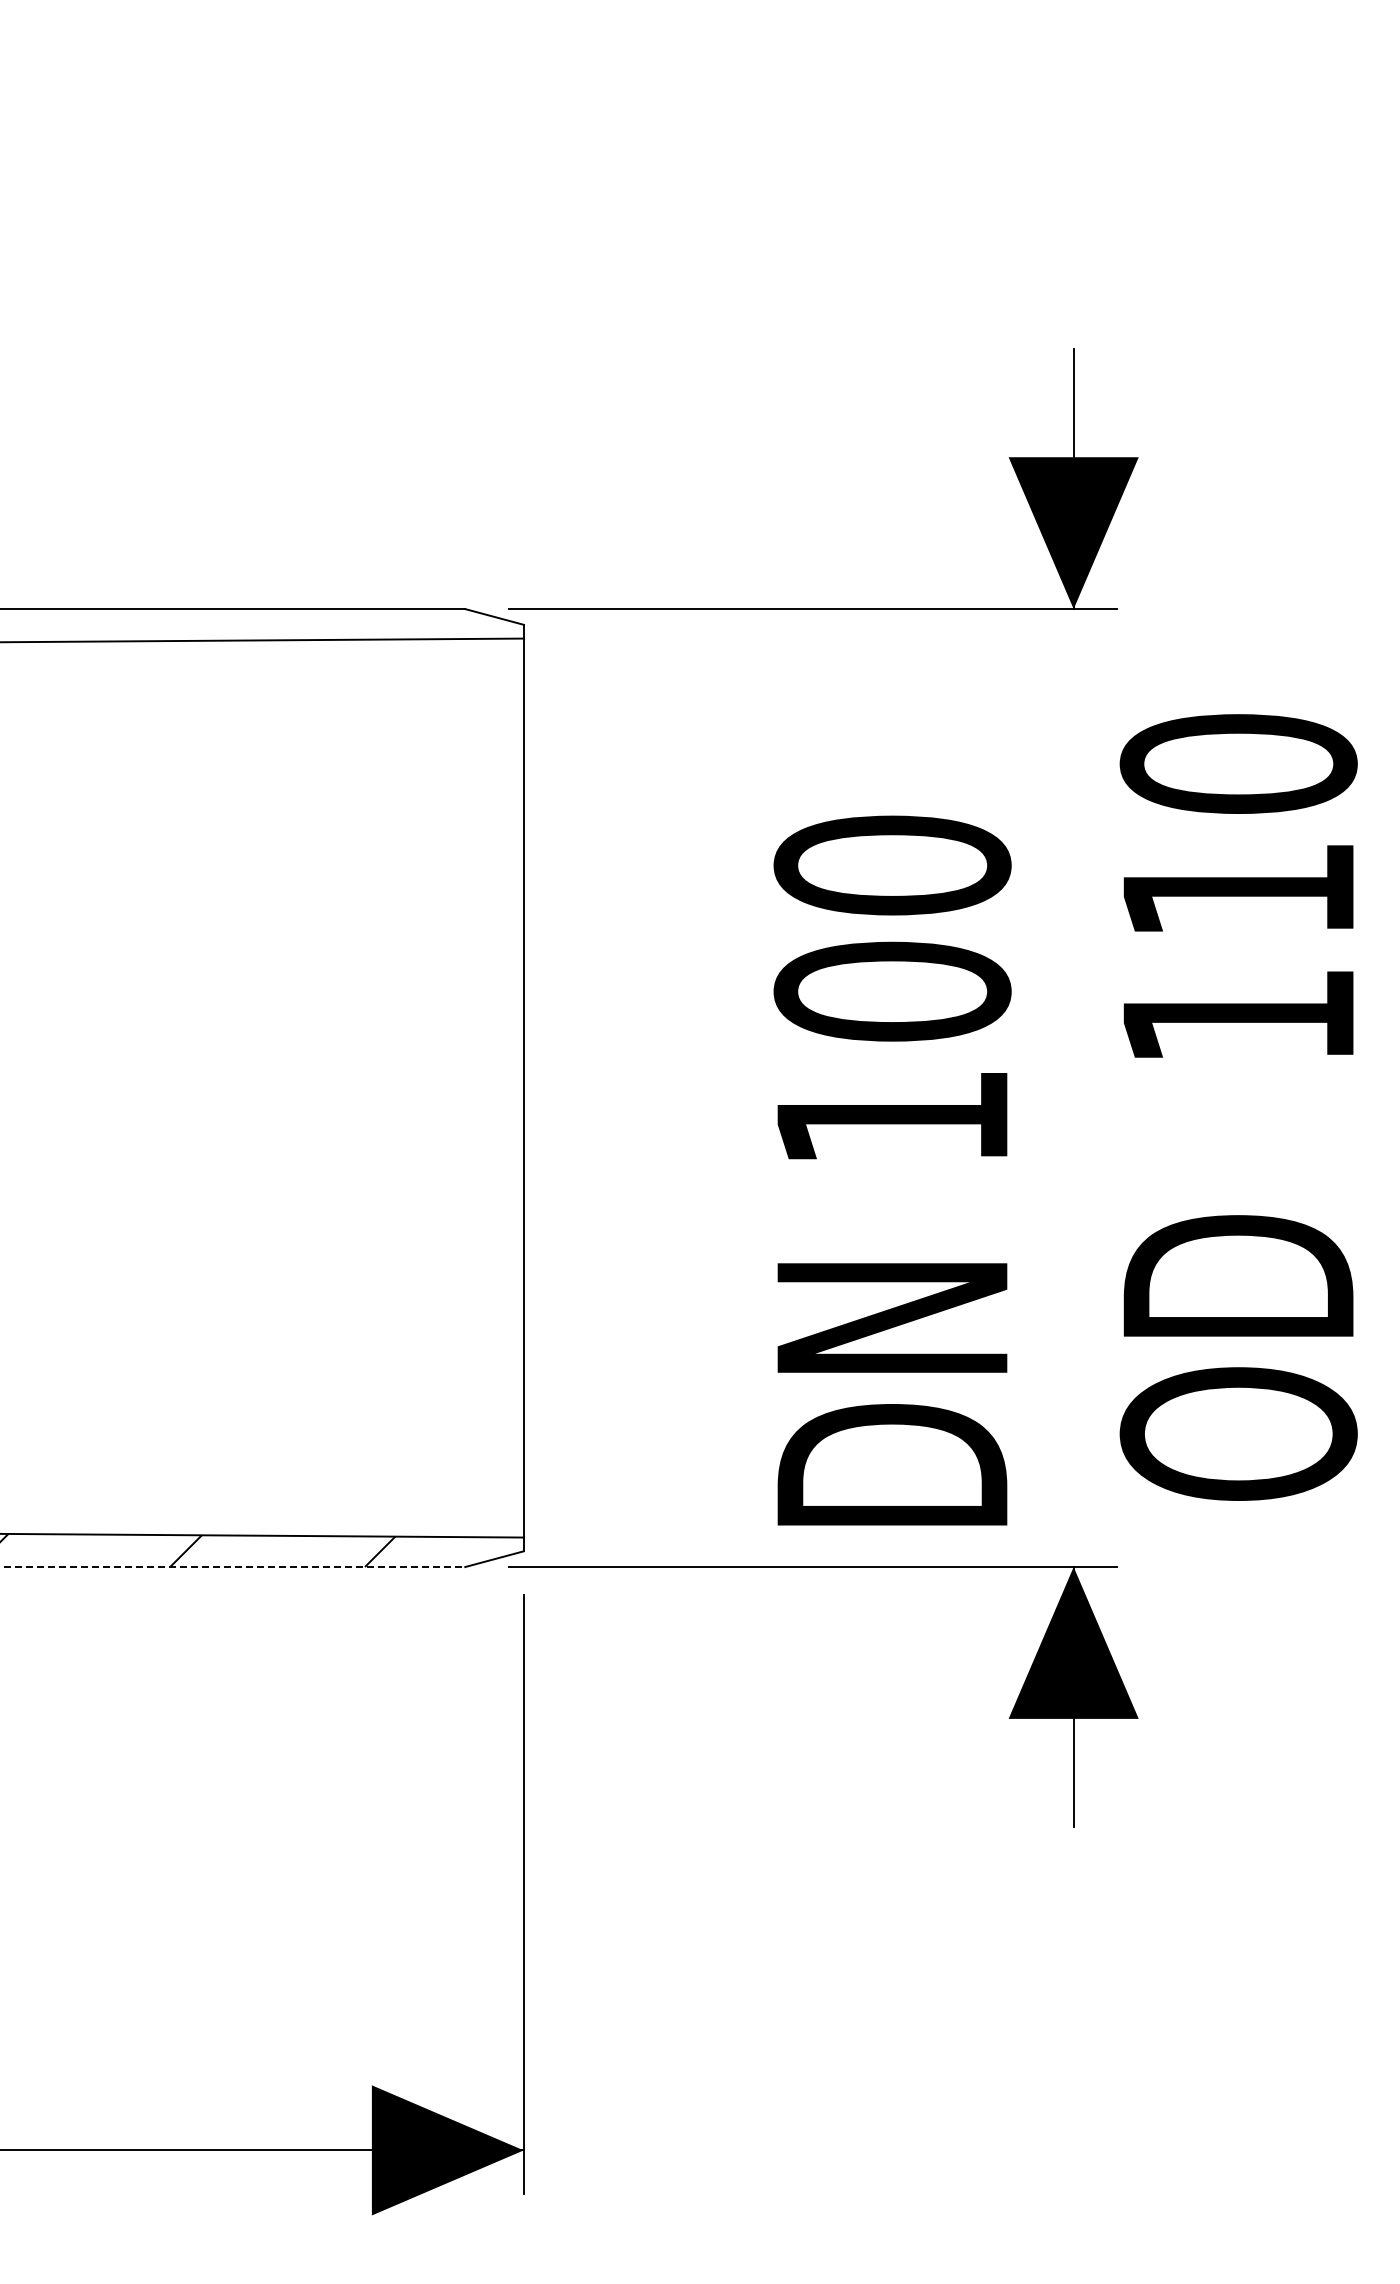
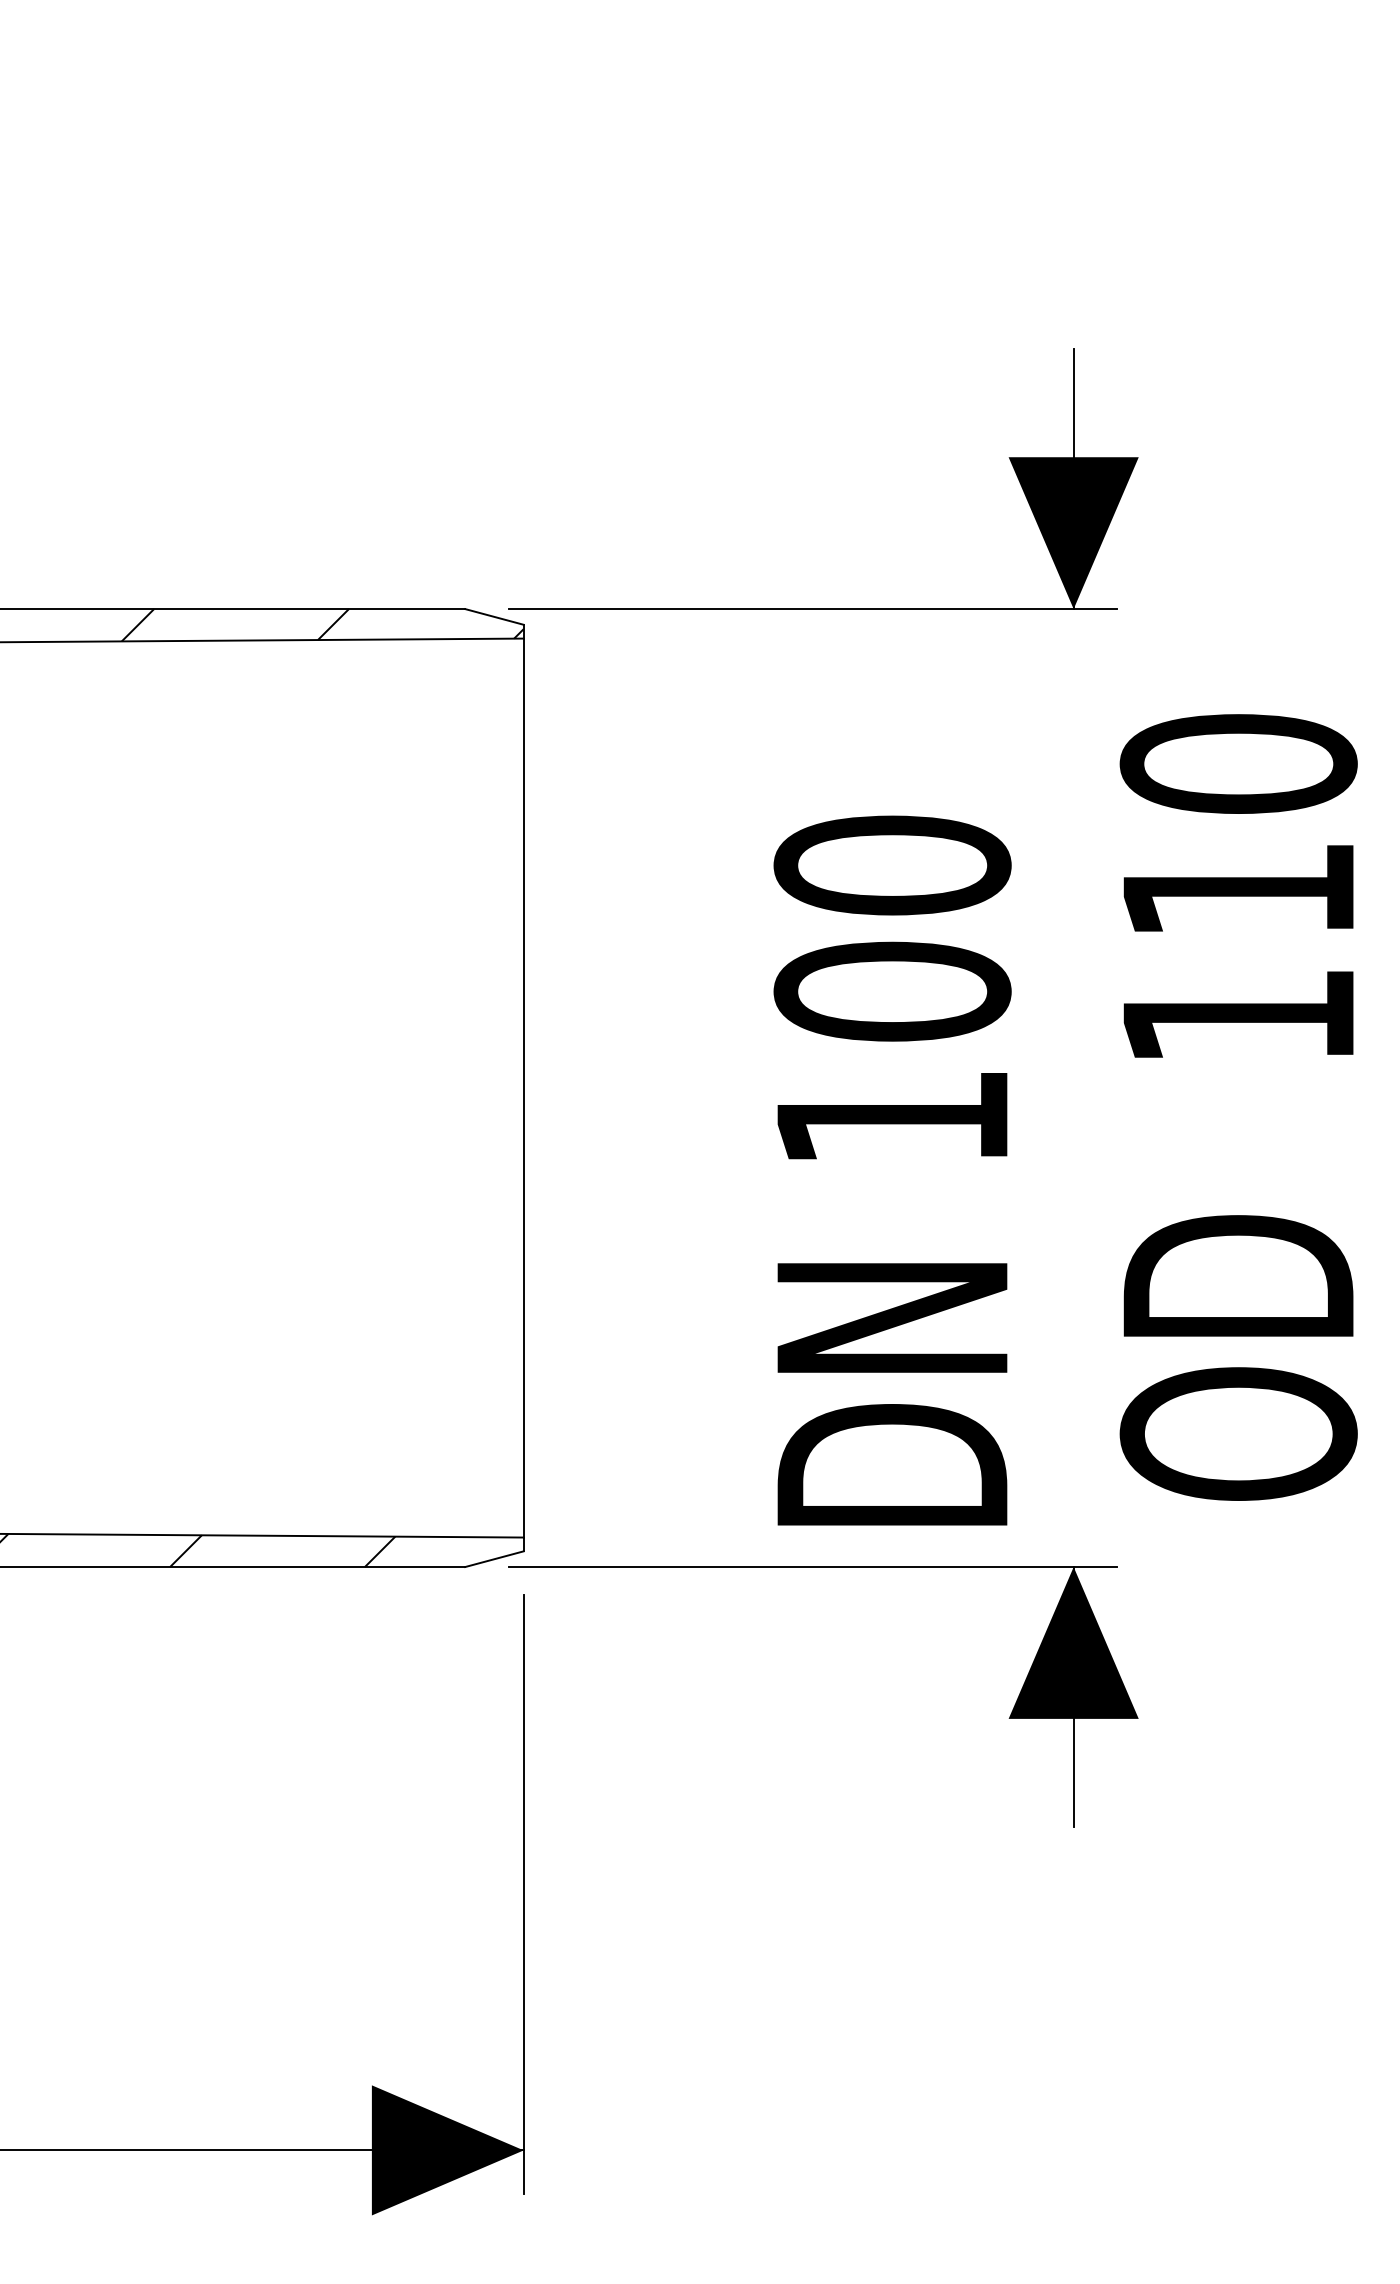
hatch: none -> present (322, 625)
line: dashed -> solid (233, 1567)
